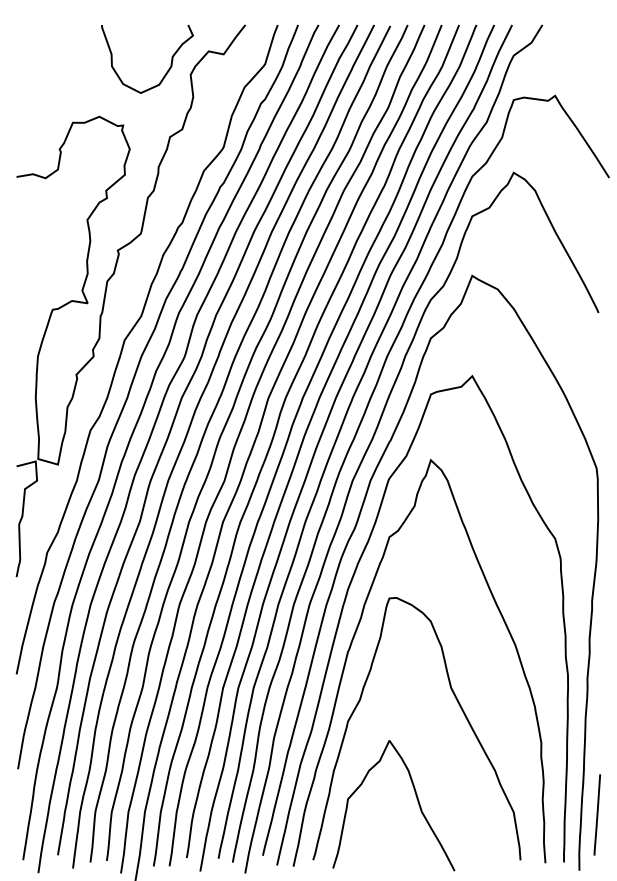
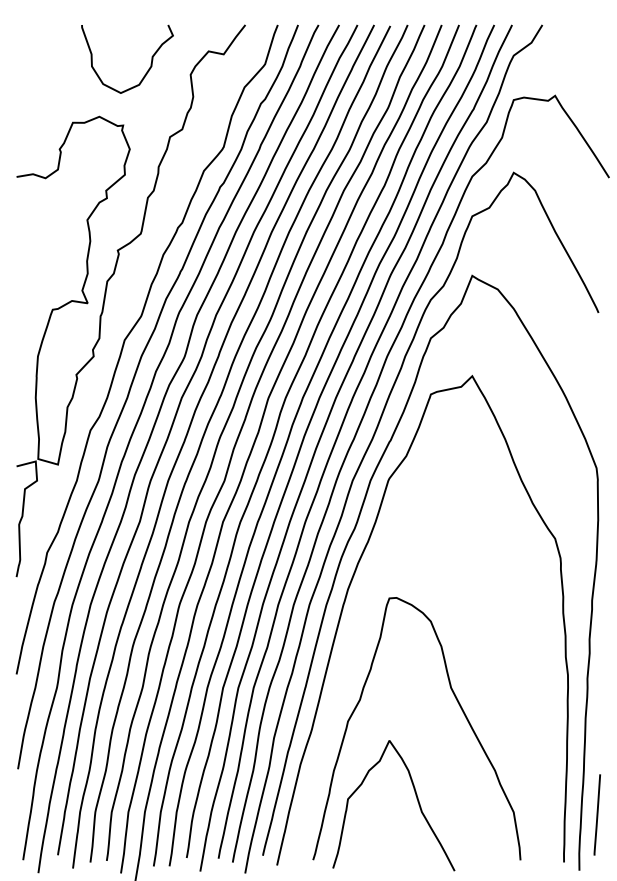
curve position: (166, 71) -> (146, 71) (146, 71)
curve: present -> none (354, 638)
